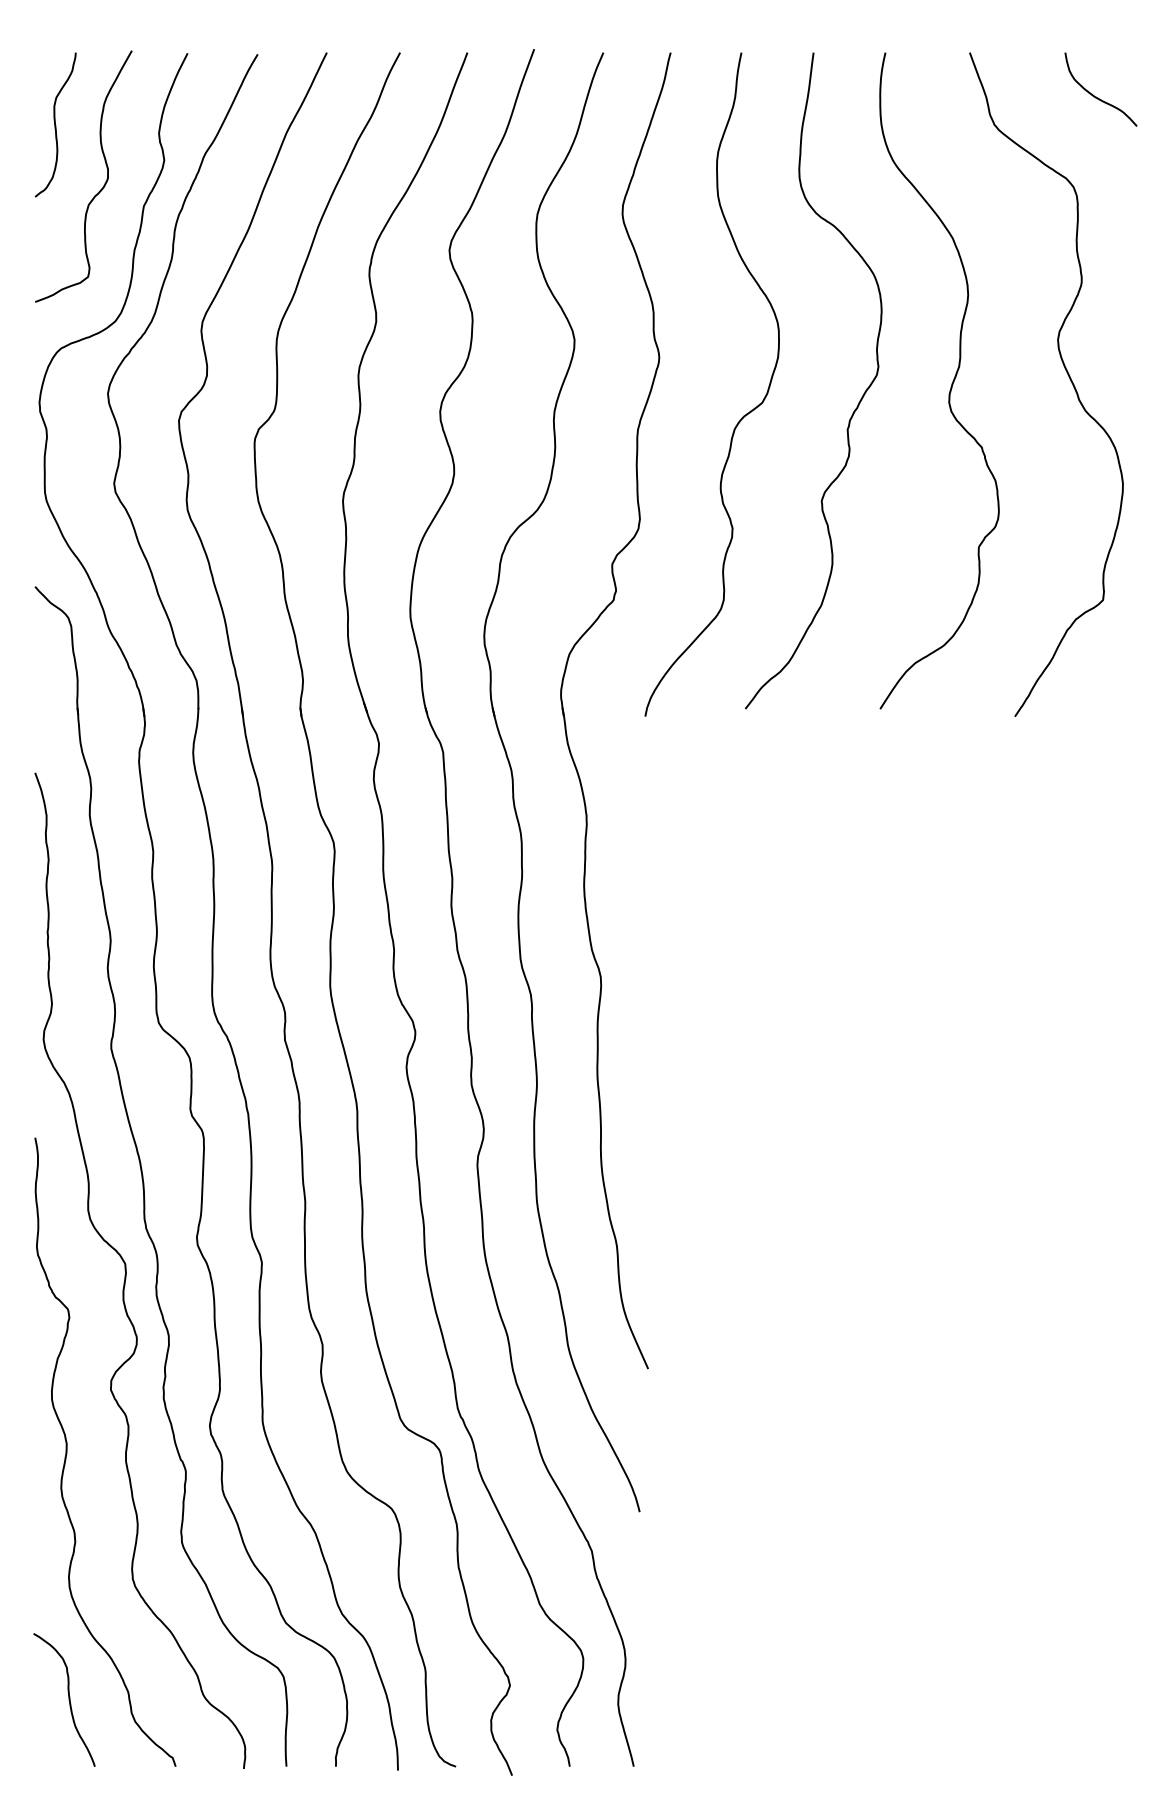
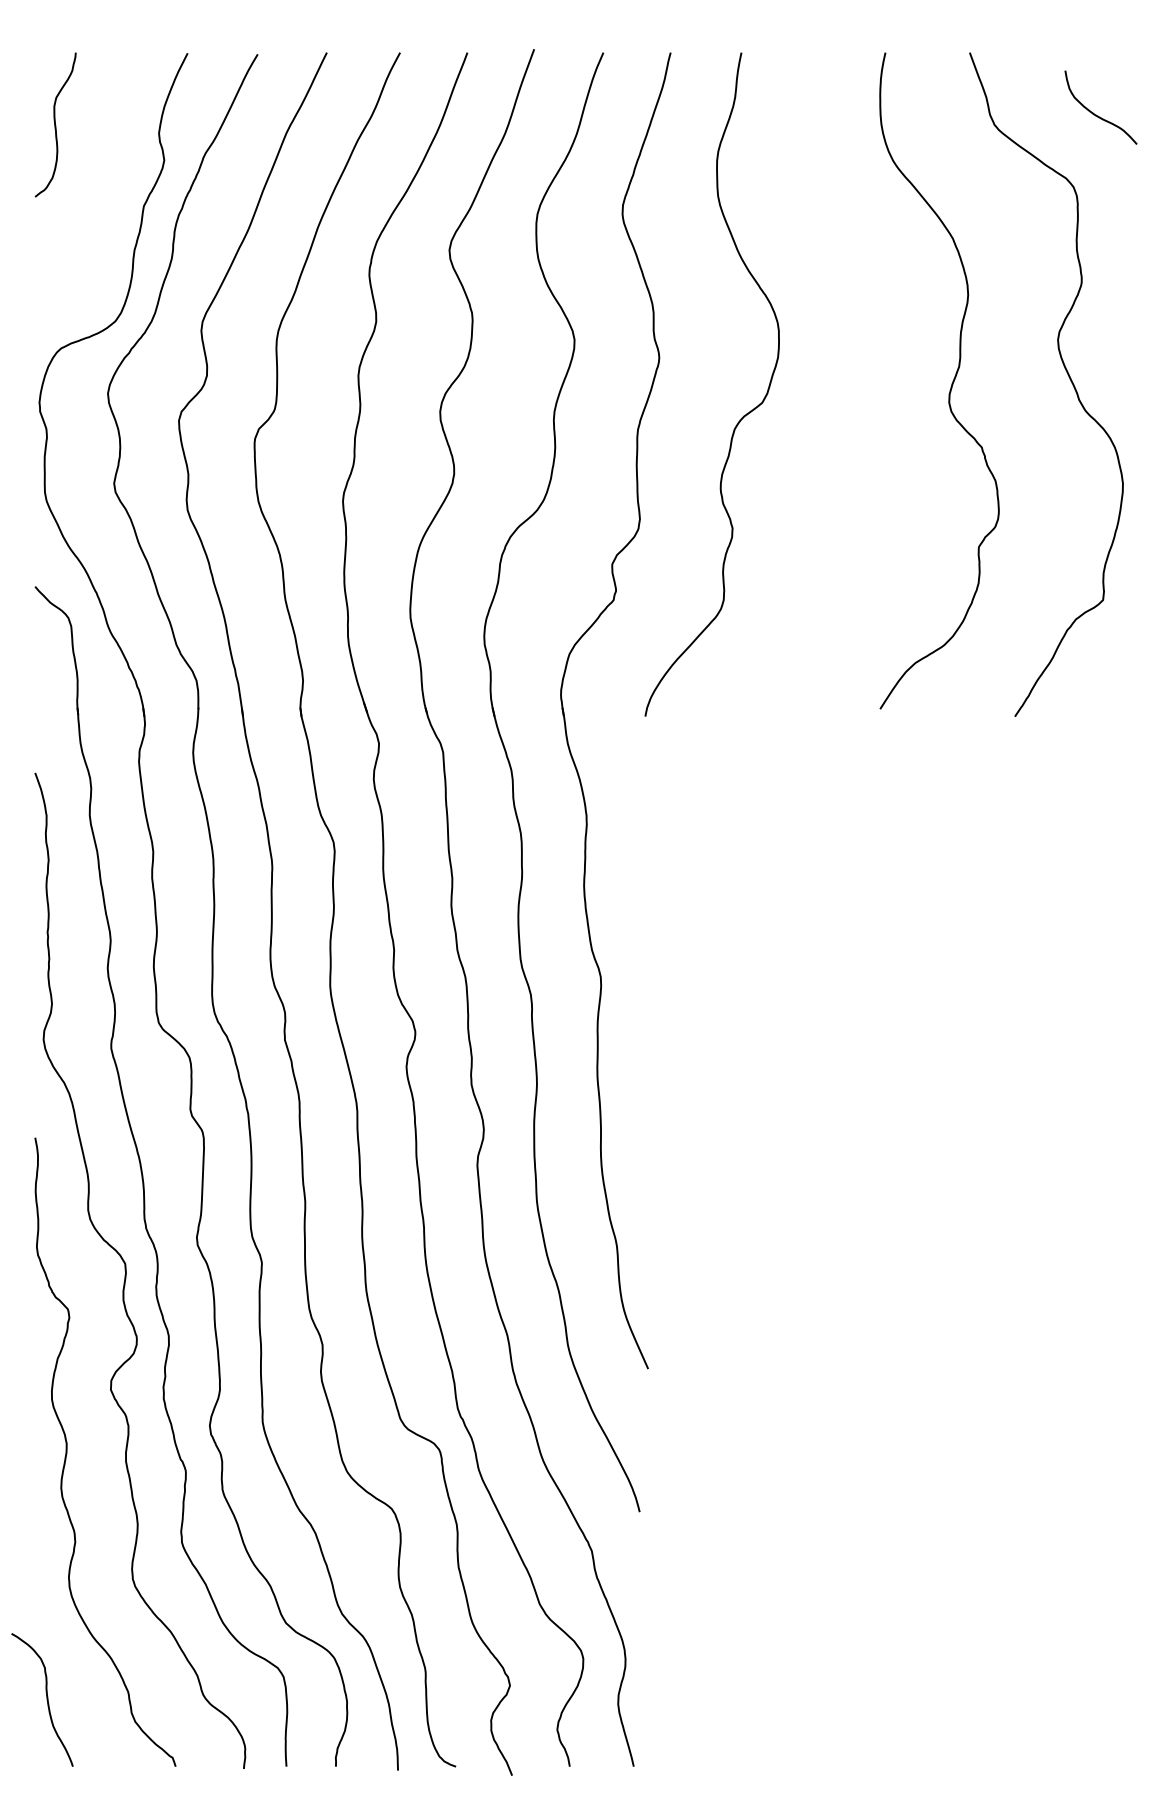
curve position: (1096, 96) -> (1096, 114) (1096, 114)
curve: present -> none (98, 191)
curve: present -> none (858, 402)
curve position: (68, 1699) -> (46, 1699) (46, 1699)
